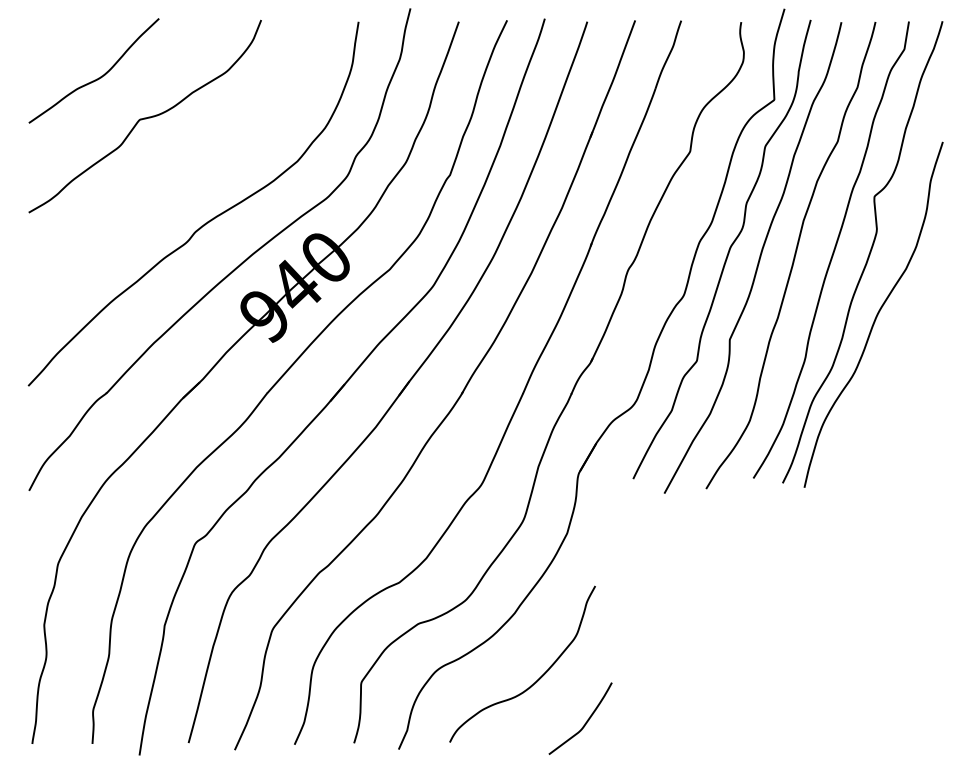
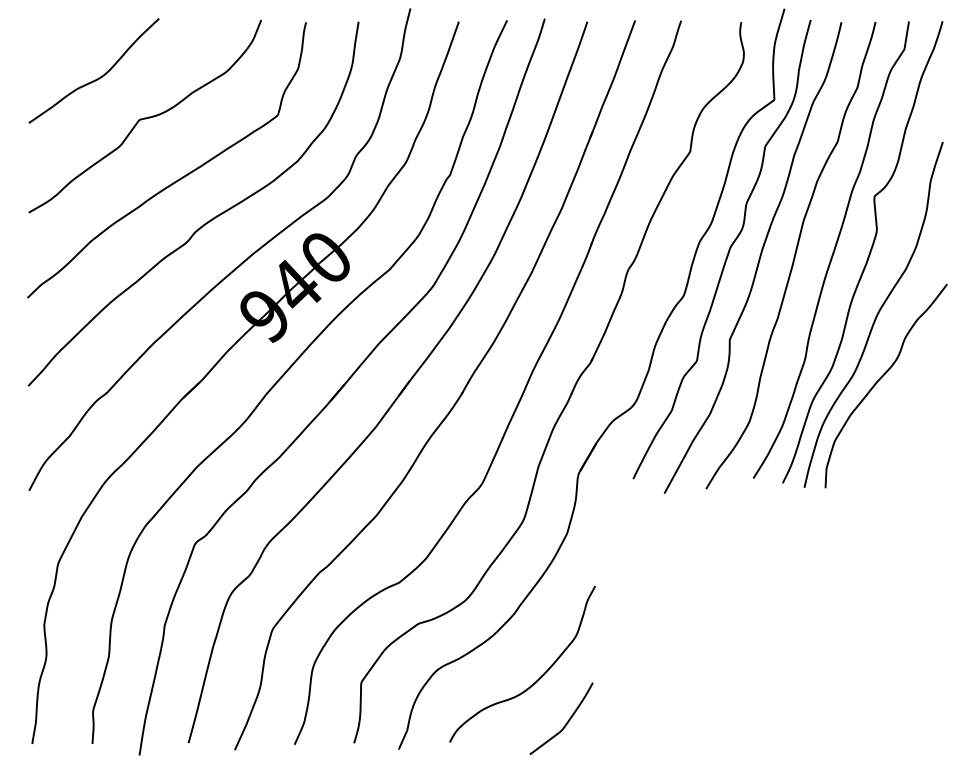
curve: none -> present (177, 179)
curve: none -> present (878, 382)
curve position: (586, 720) -> (567, 720) (567, 720)
